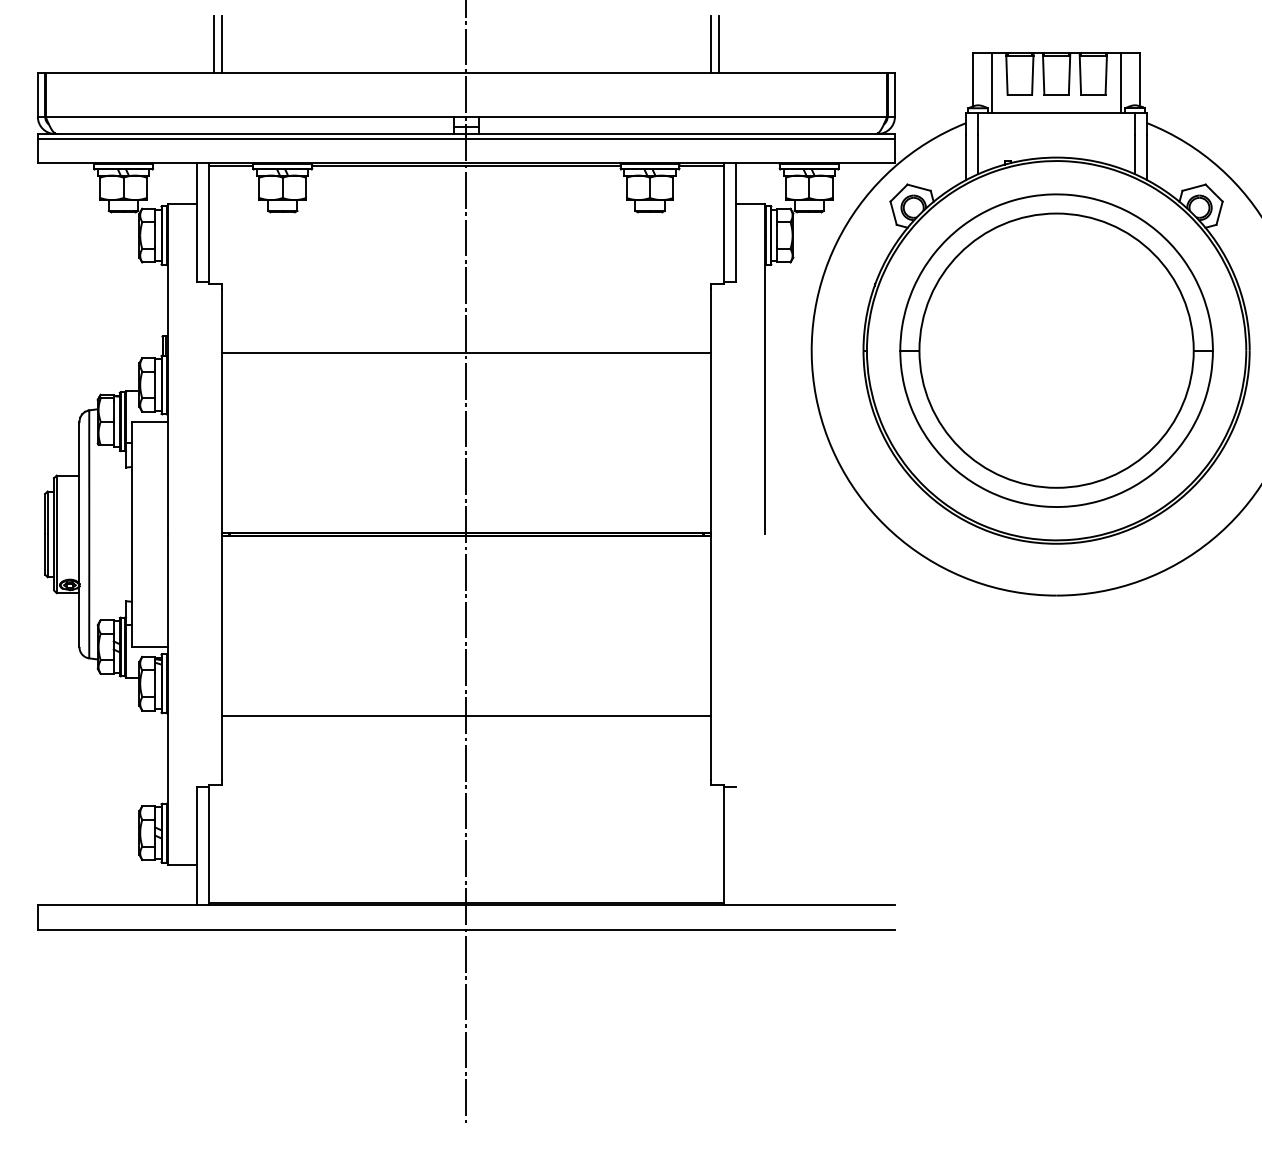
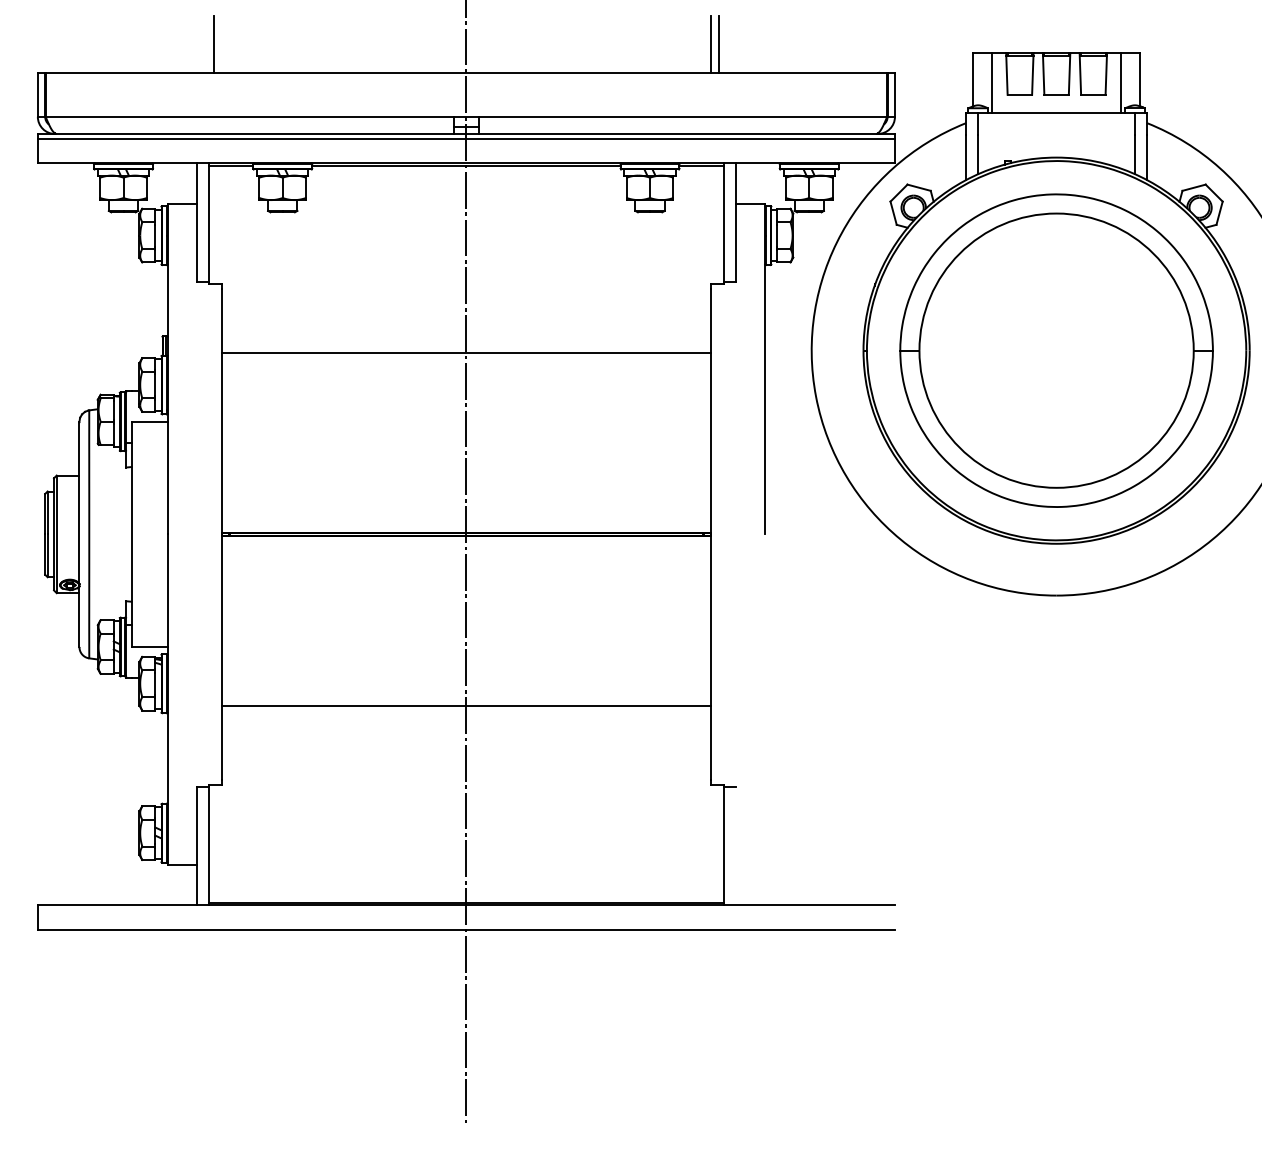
line: present -> none (221, 44)
line position: (466, 716) -> (466, 706) (466, 706)
